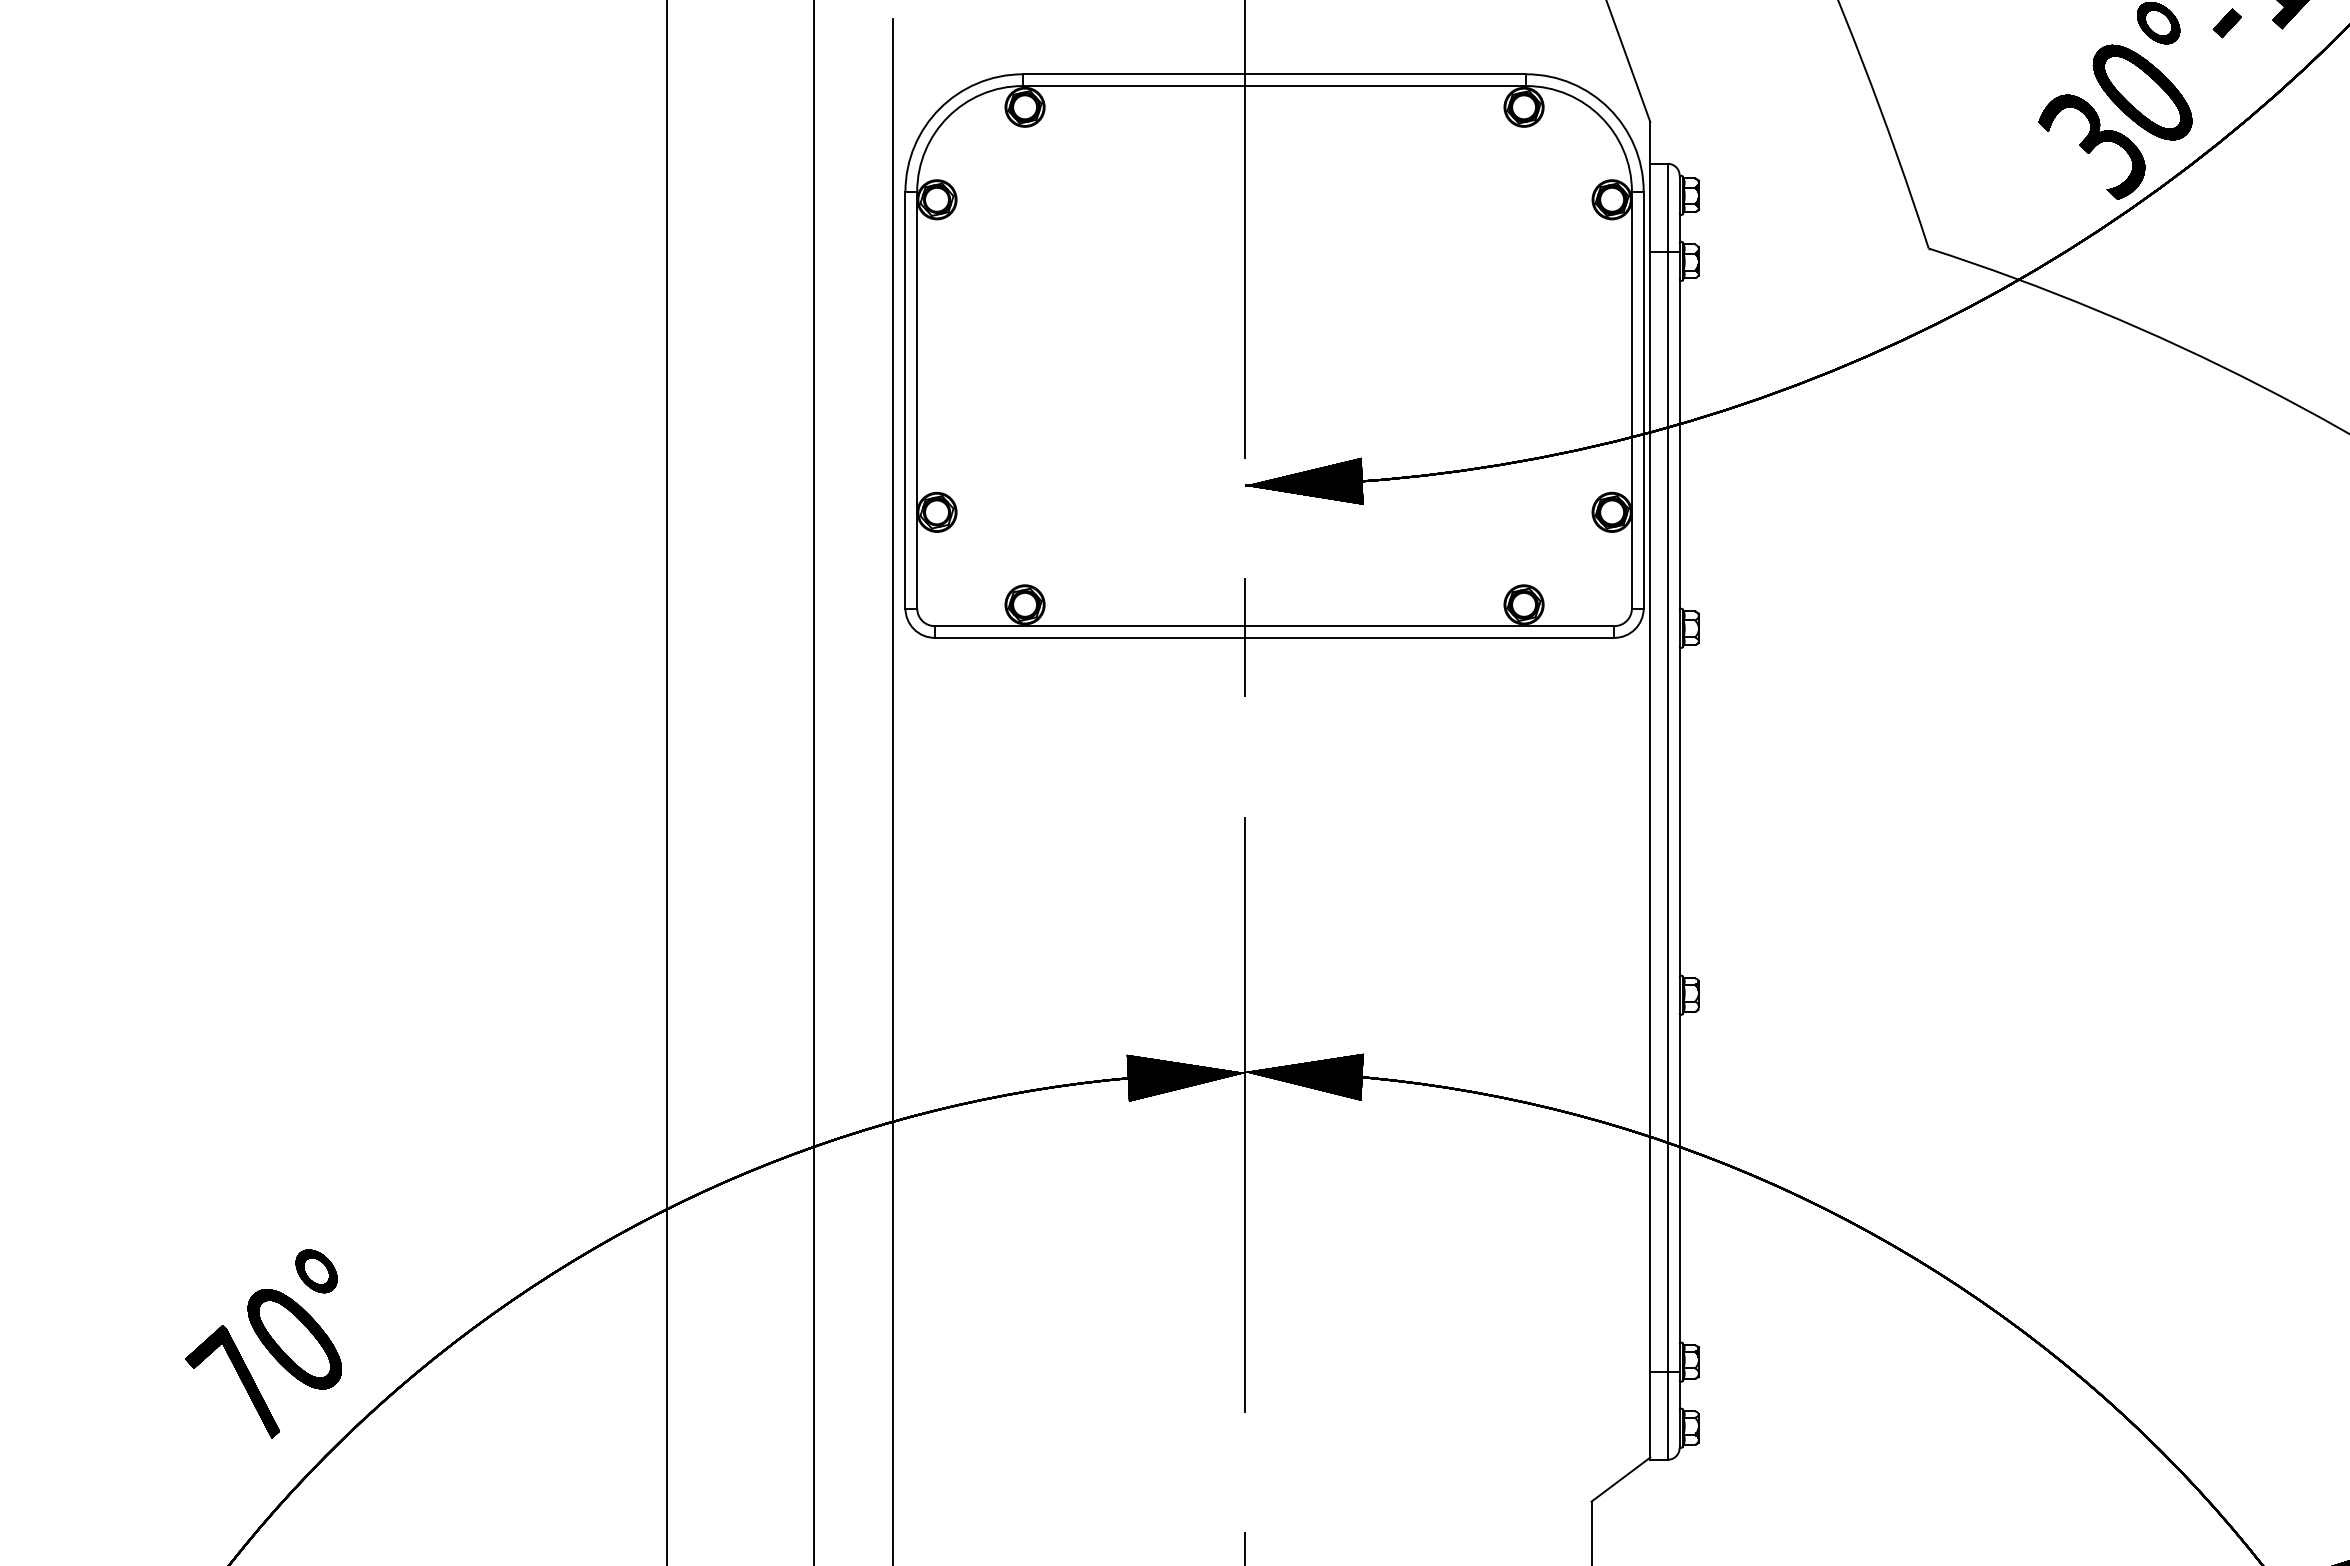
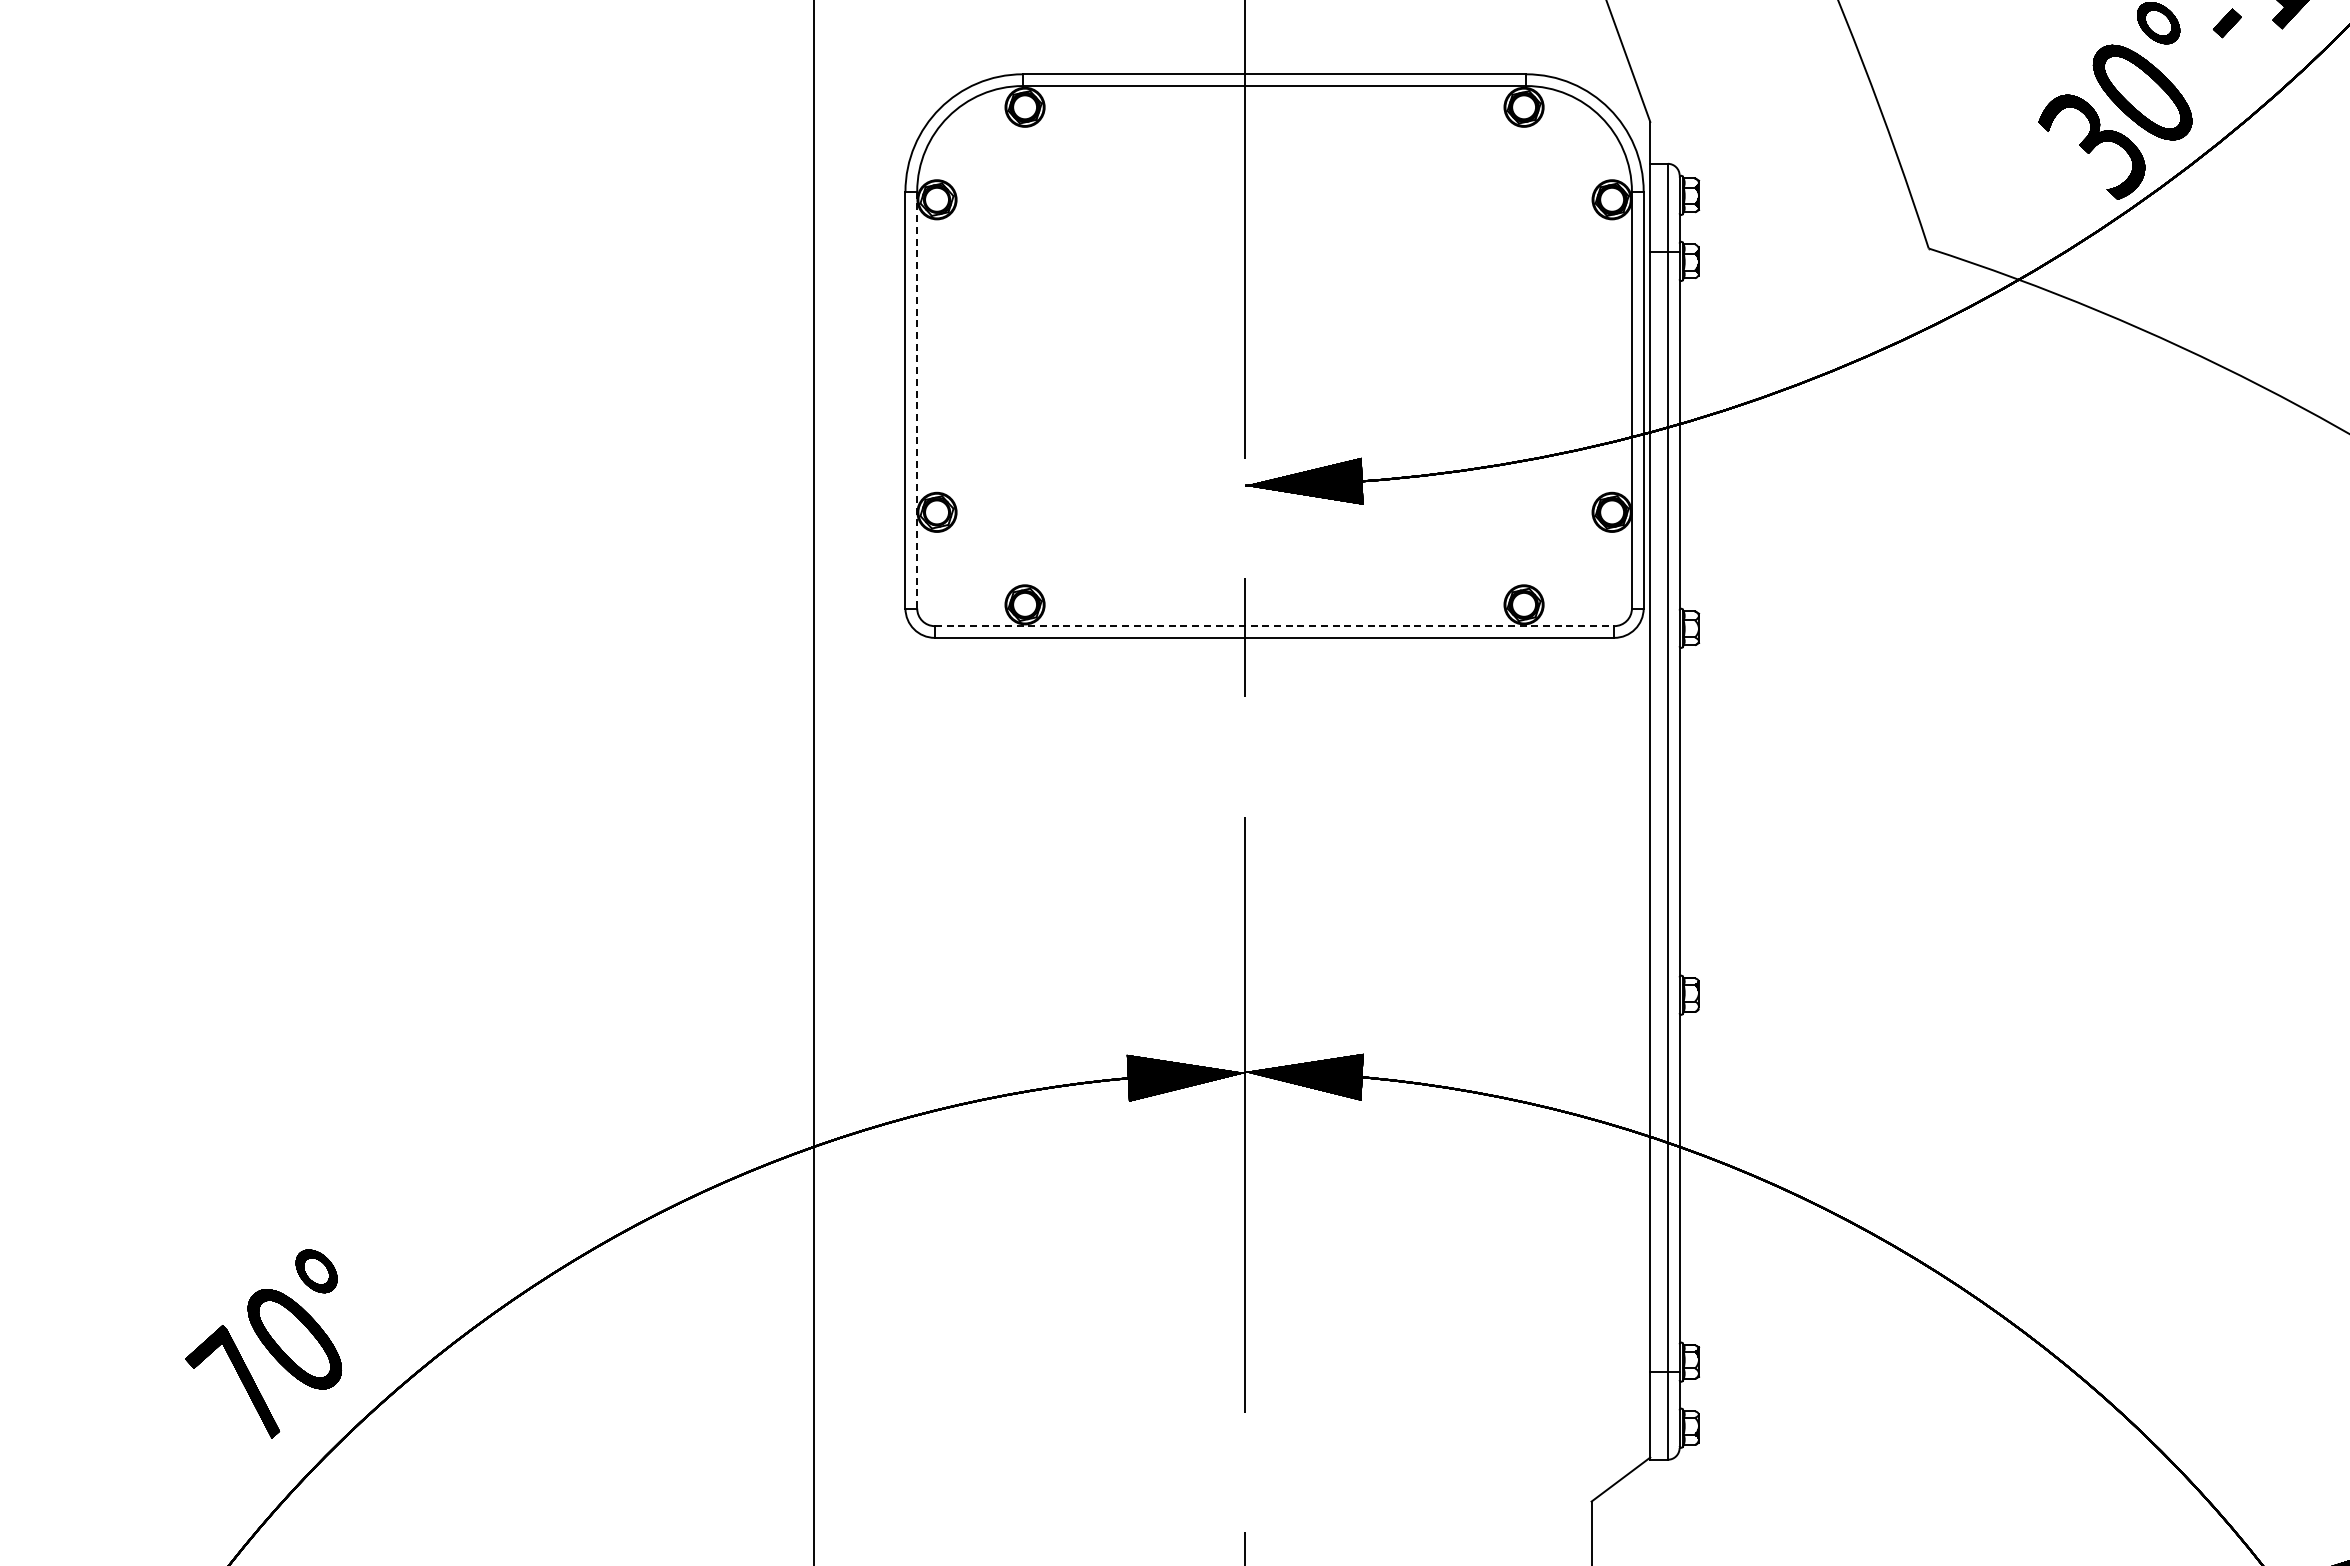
line: solid -> dashed (917, 400)
line: solid -> dashed (1274, 626)
line: present -> none (666, 782)
line: present -> none (893, 790)
